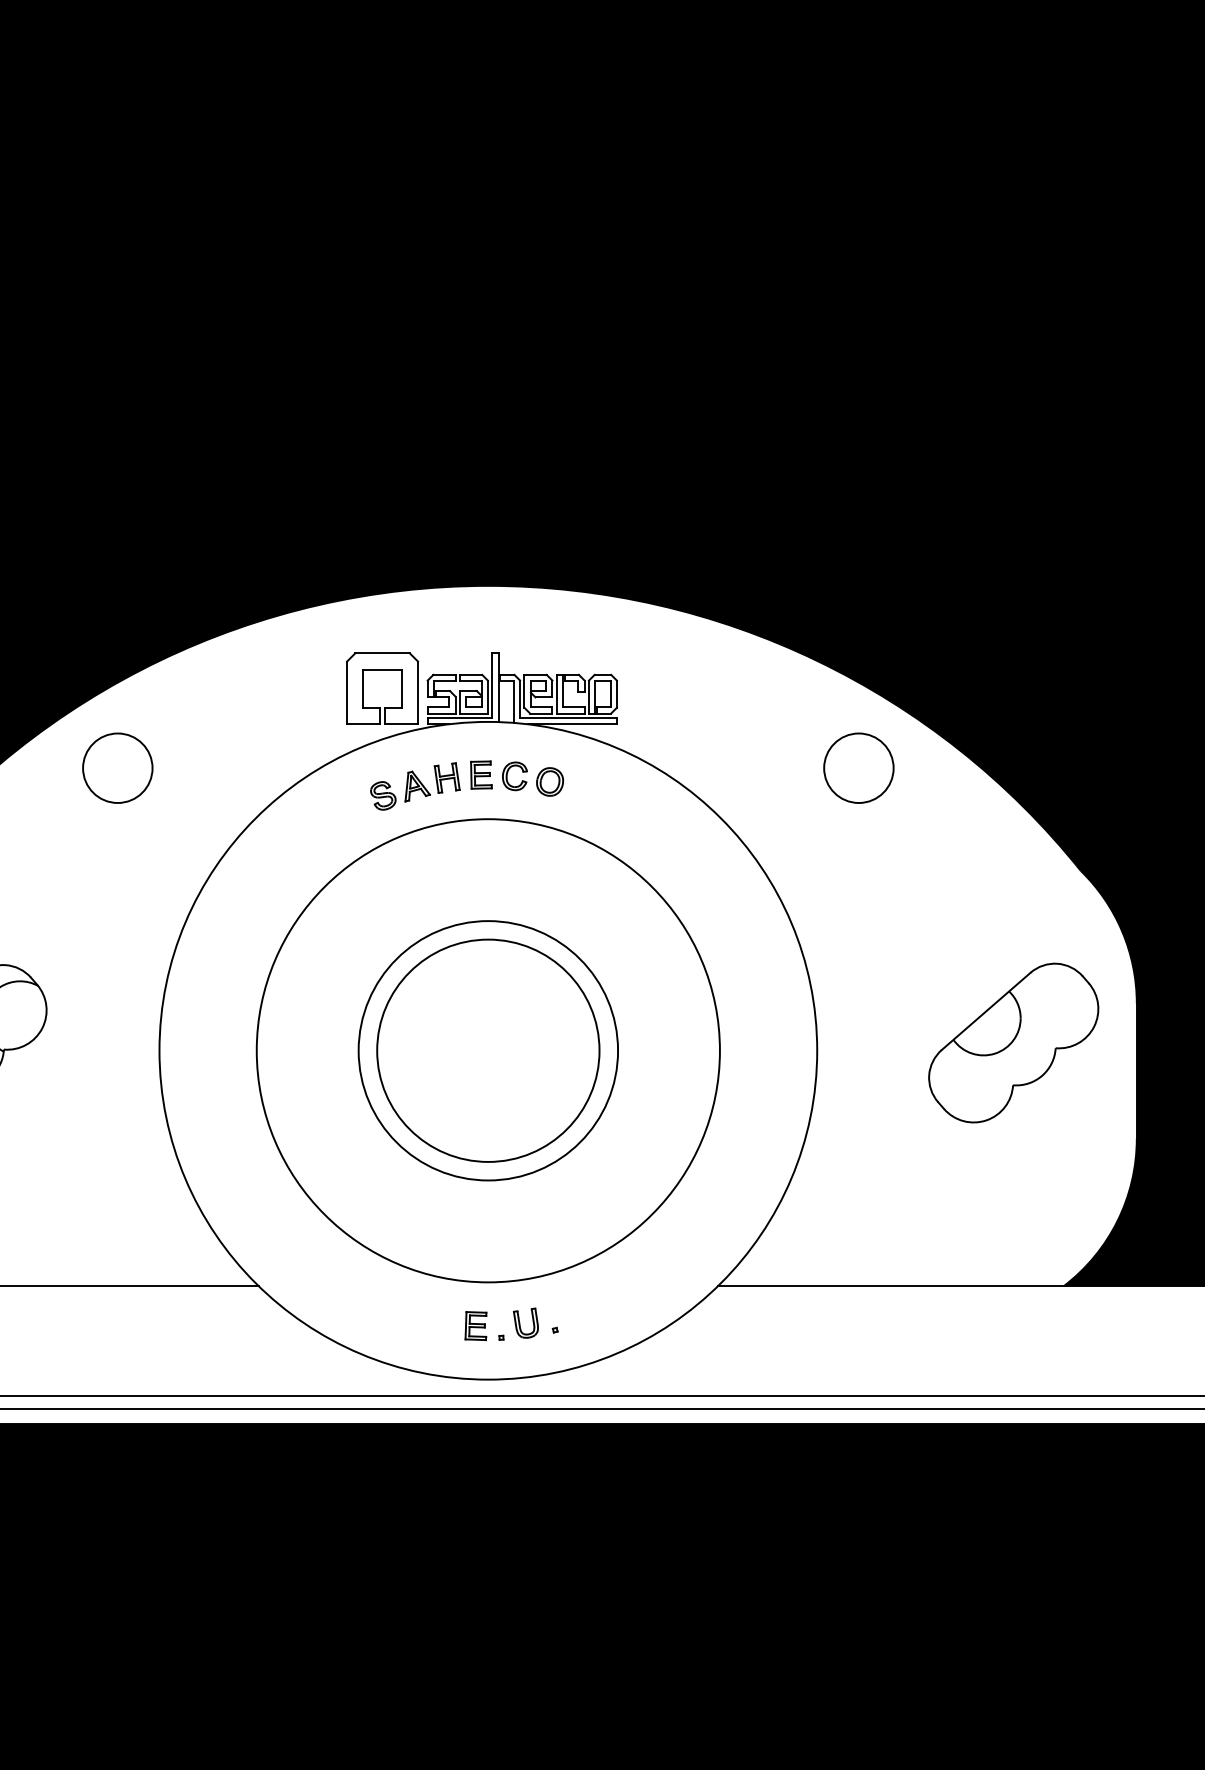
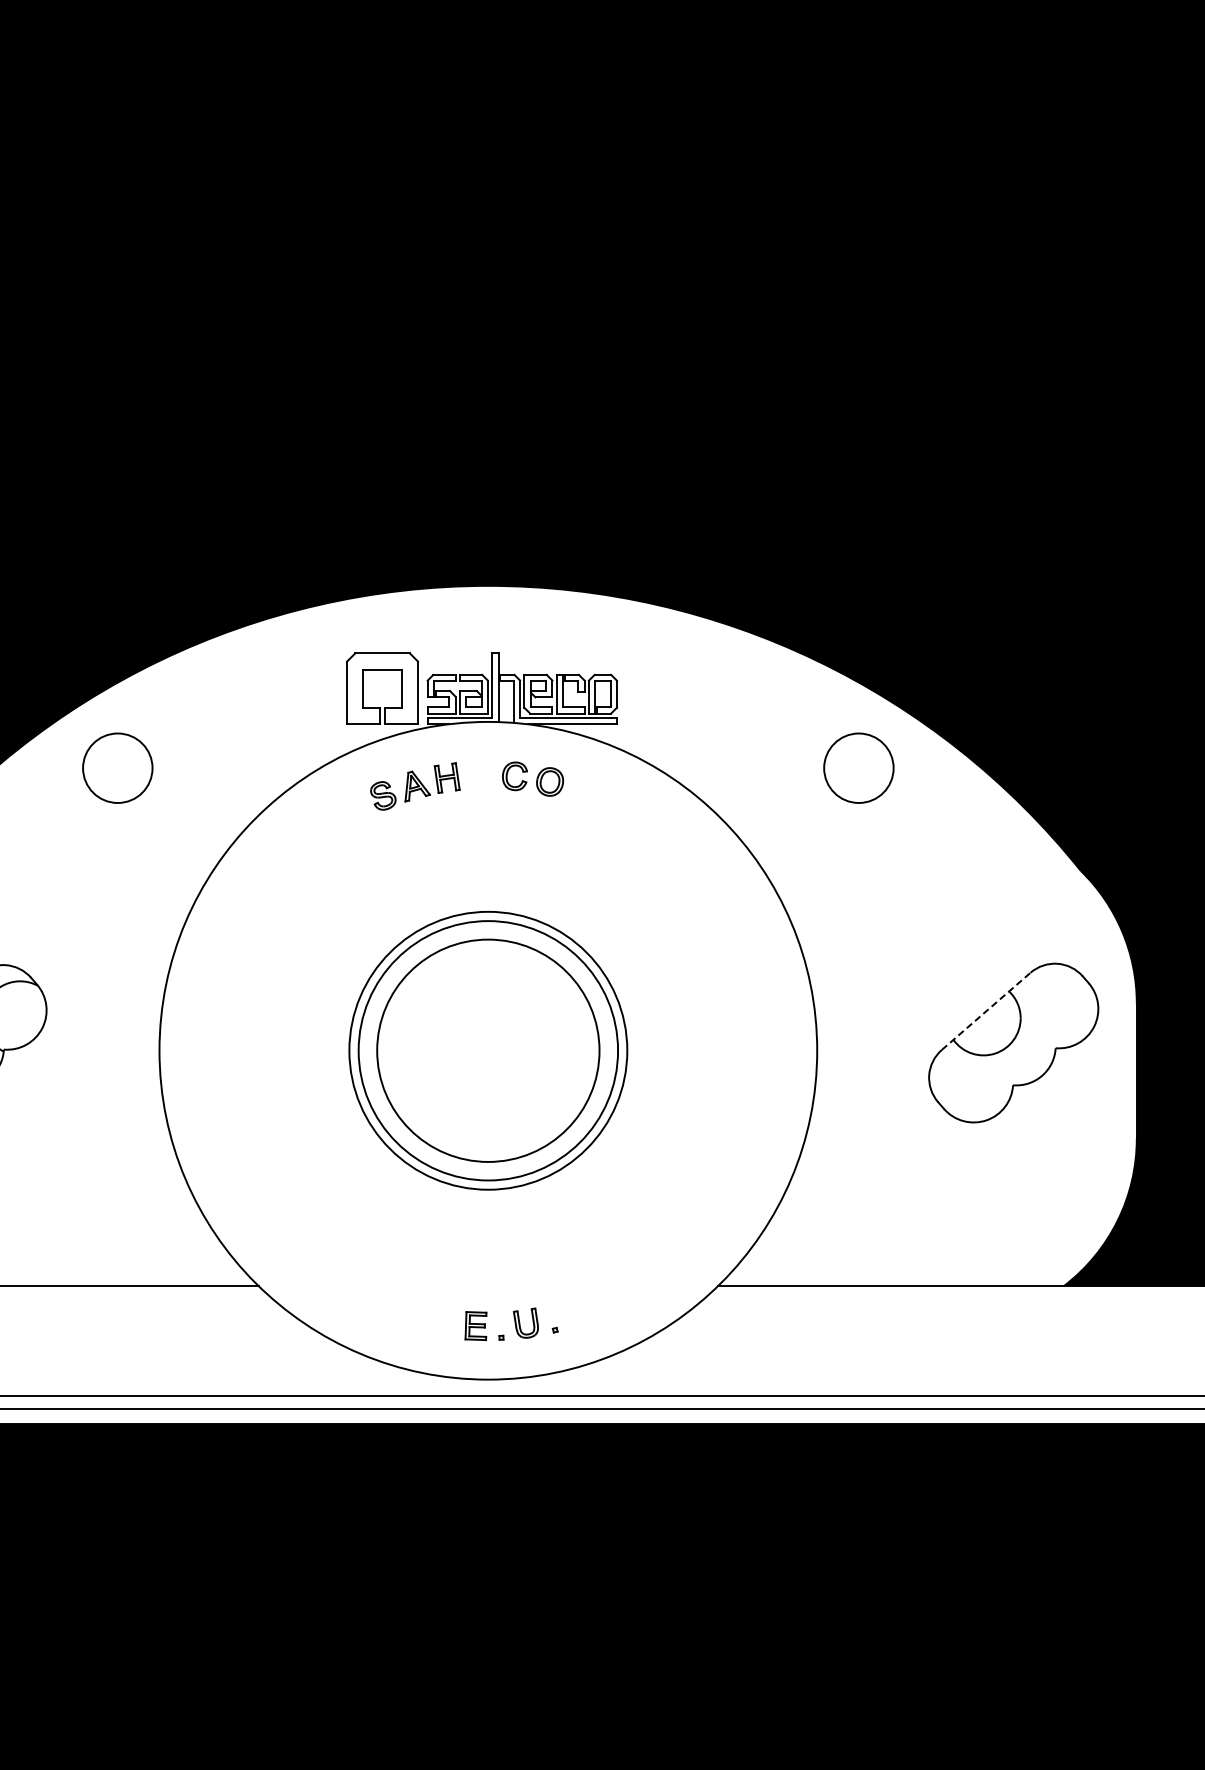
part: present -> none (481, 774)
line: solid -> dashed (986, 1011)
circle diameter: 463 px -> 278 px (488, 1050)
